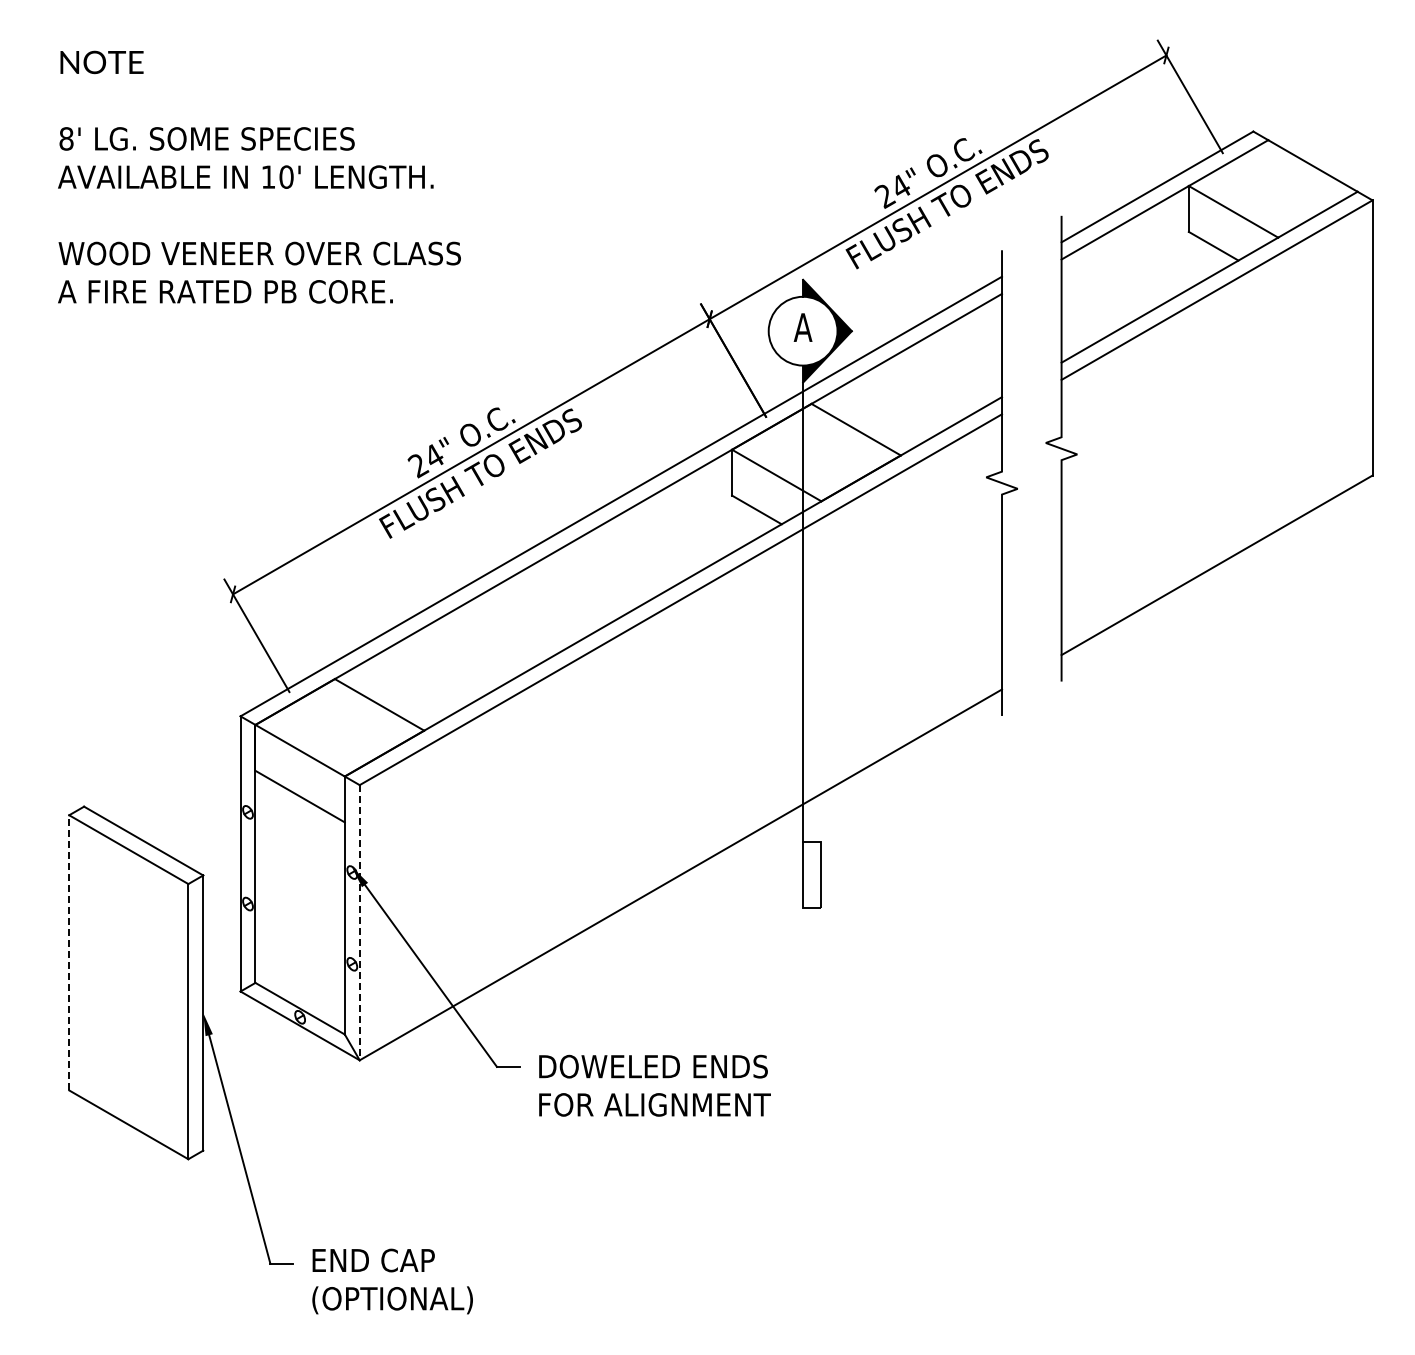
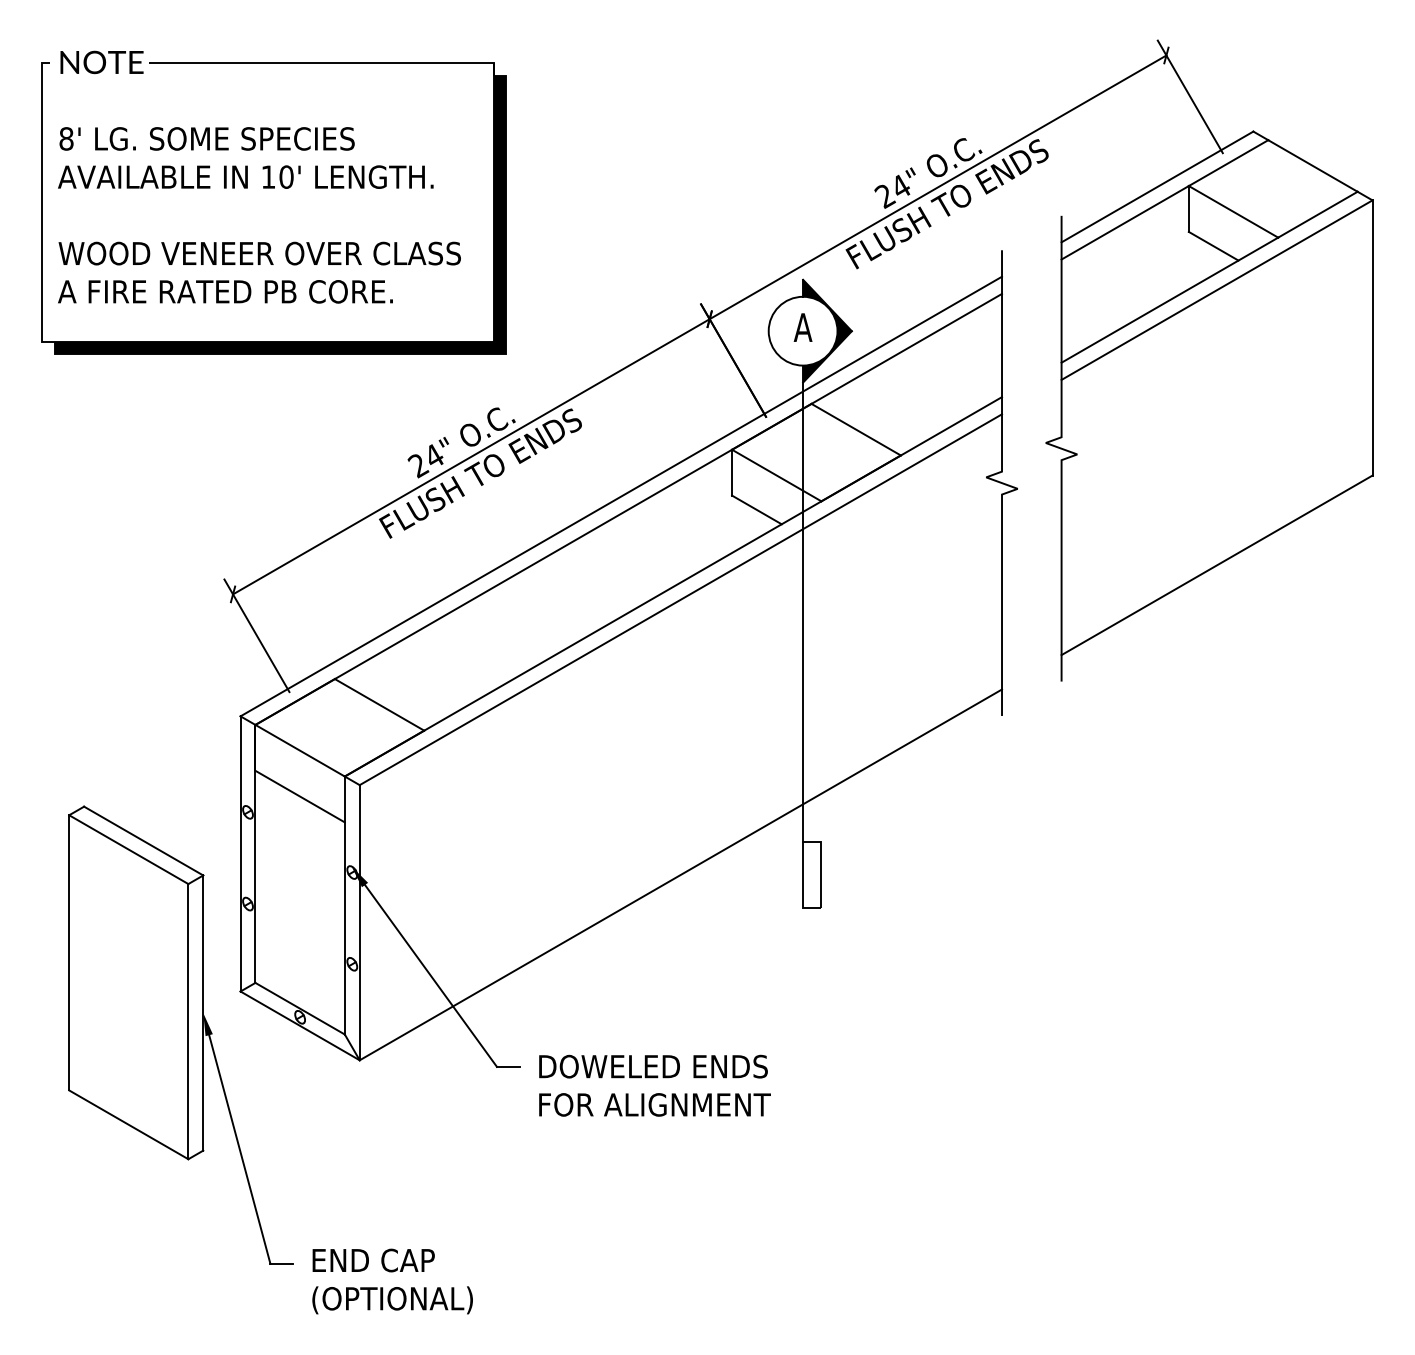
part: none -> present (273, 341)
line: dashed -> solid (359, 922)
line: dashed -> solid (69, 952)
